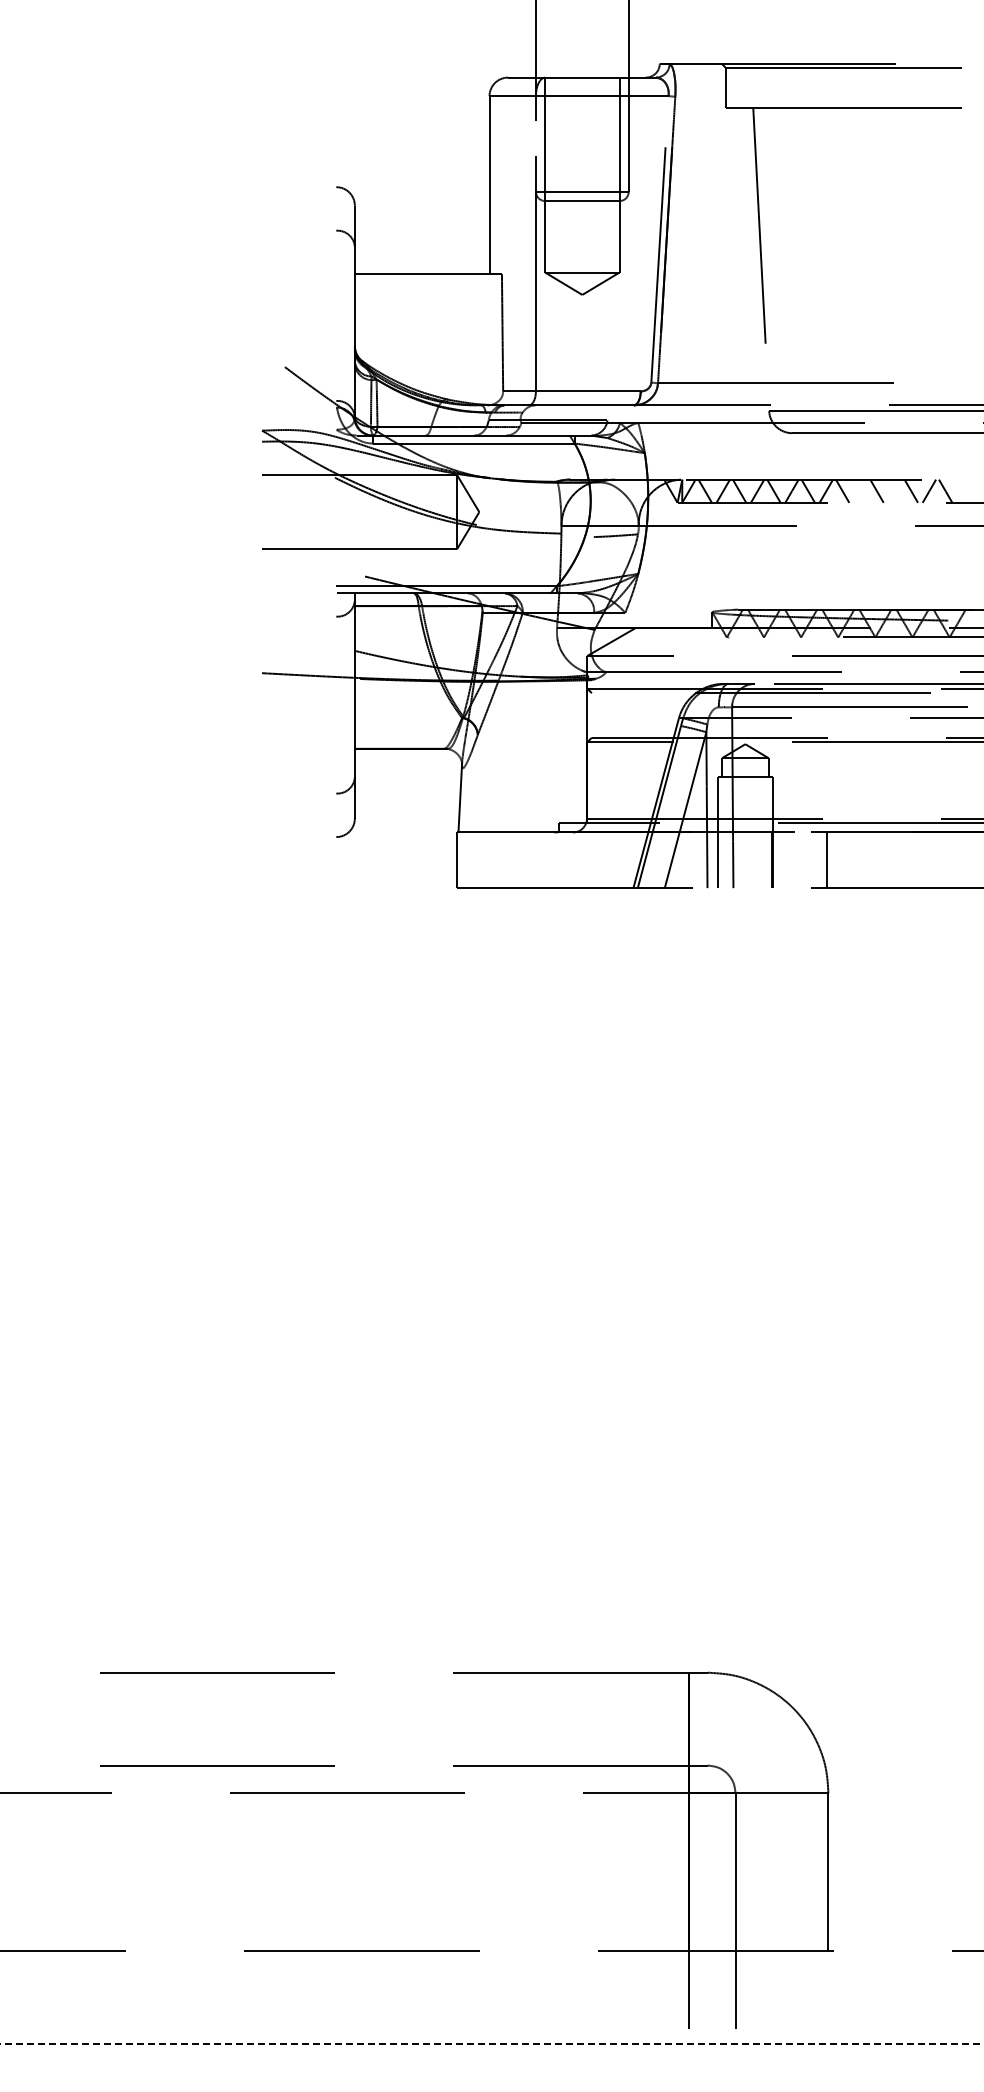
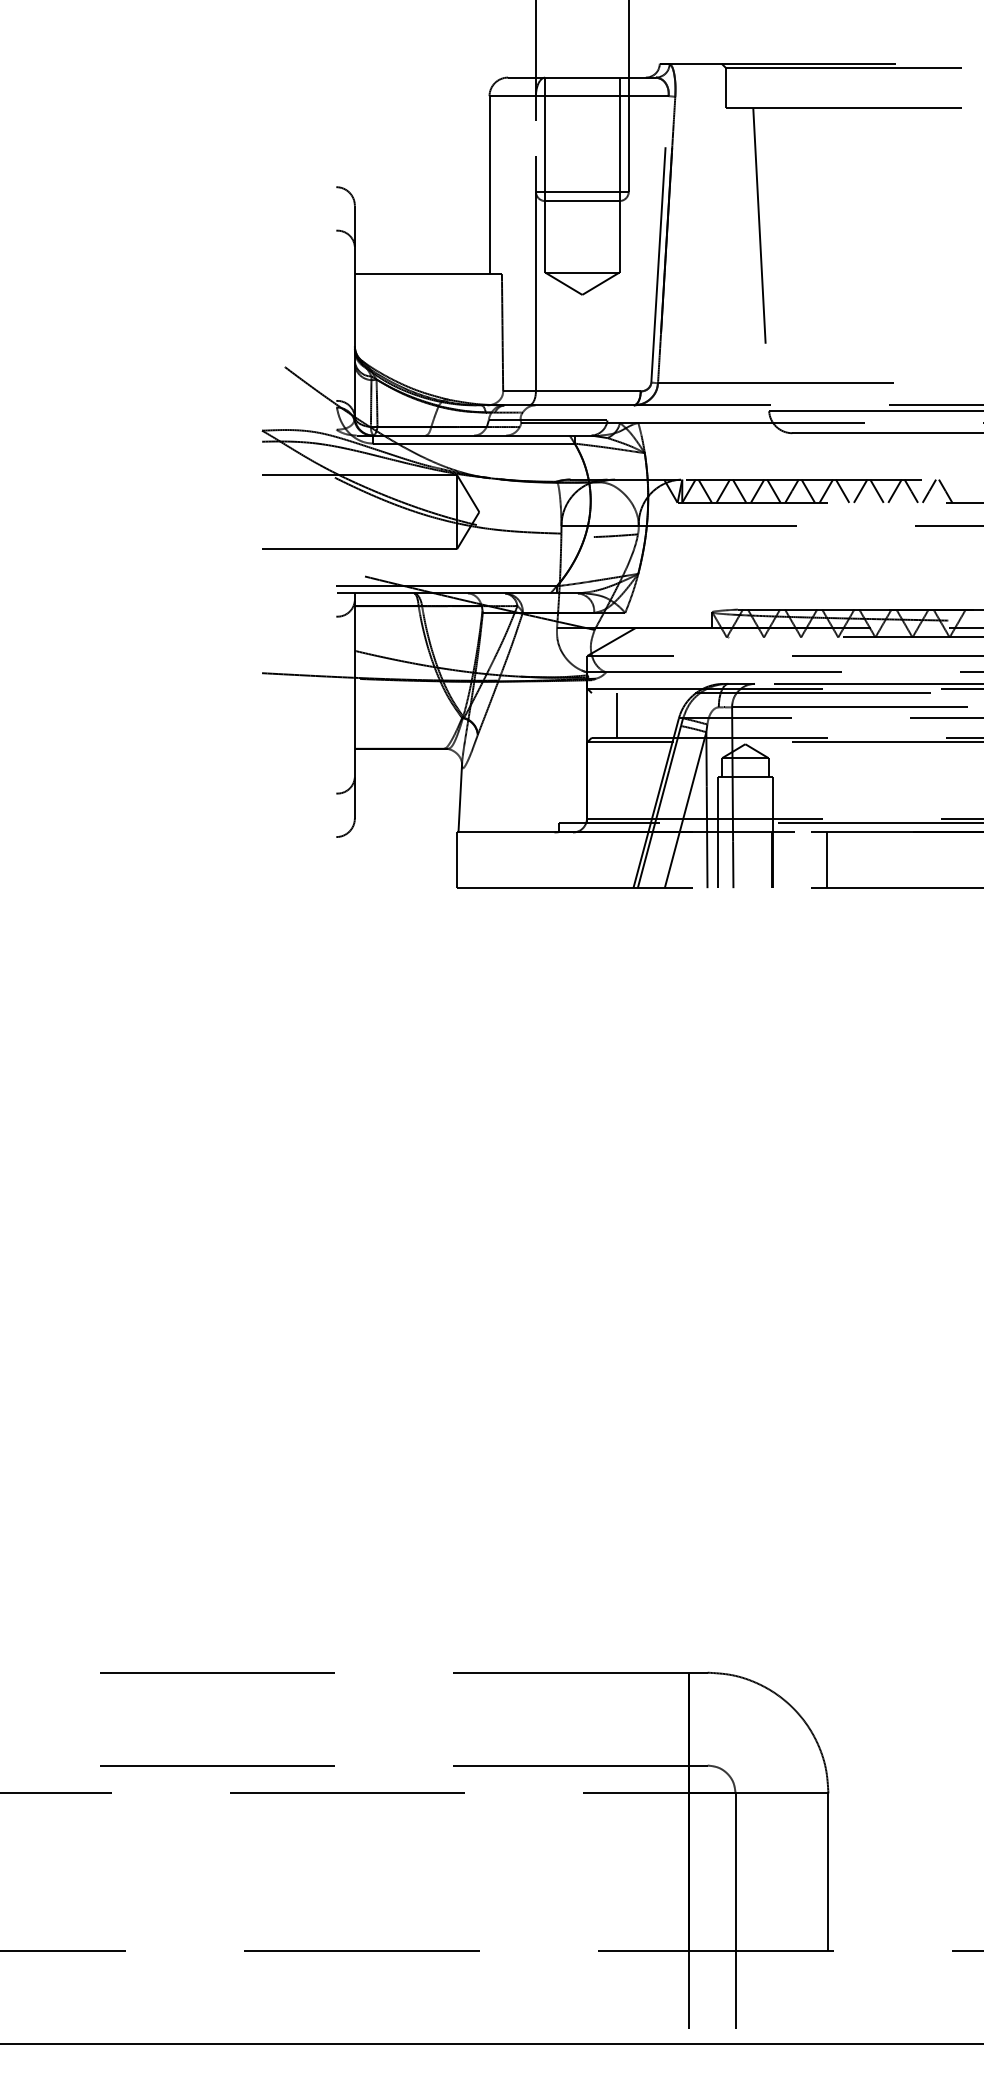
line: none -> present (860, 490)
line: none -> present (894, 490)
line: none -> present (616, 715)
line: dashed -> solid (491, 2044)
